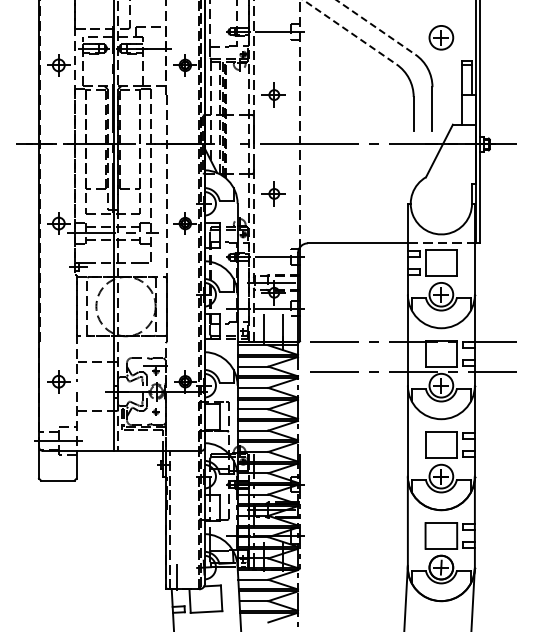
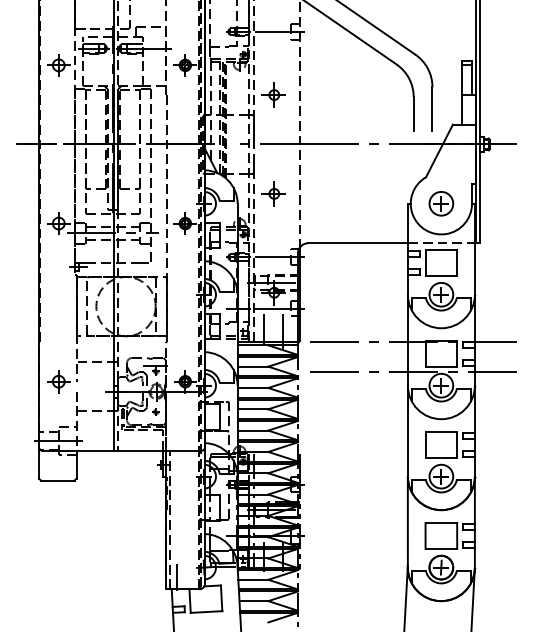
line: dashed -> solid (375, 27)
line: dashed -> solid (350, 32)
part position: (441, 37) -> (441, 203) (441, 203)
